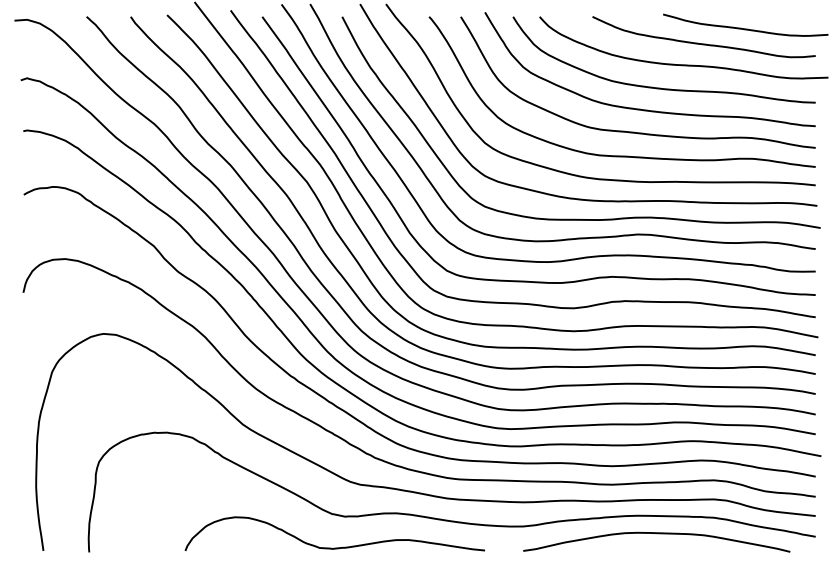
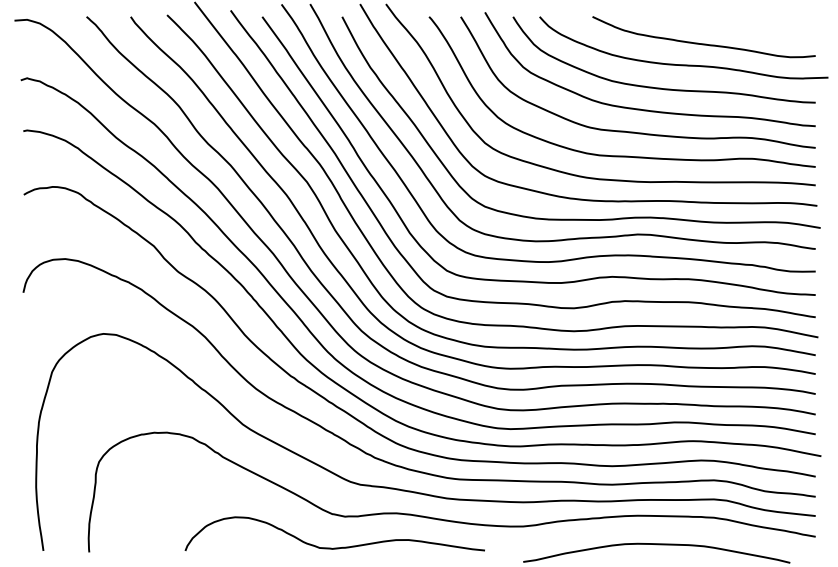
curve: present -> none (745, 28)
curve position: (656, 534) -> (656, 545) (656, 545)
